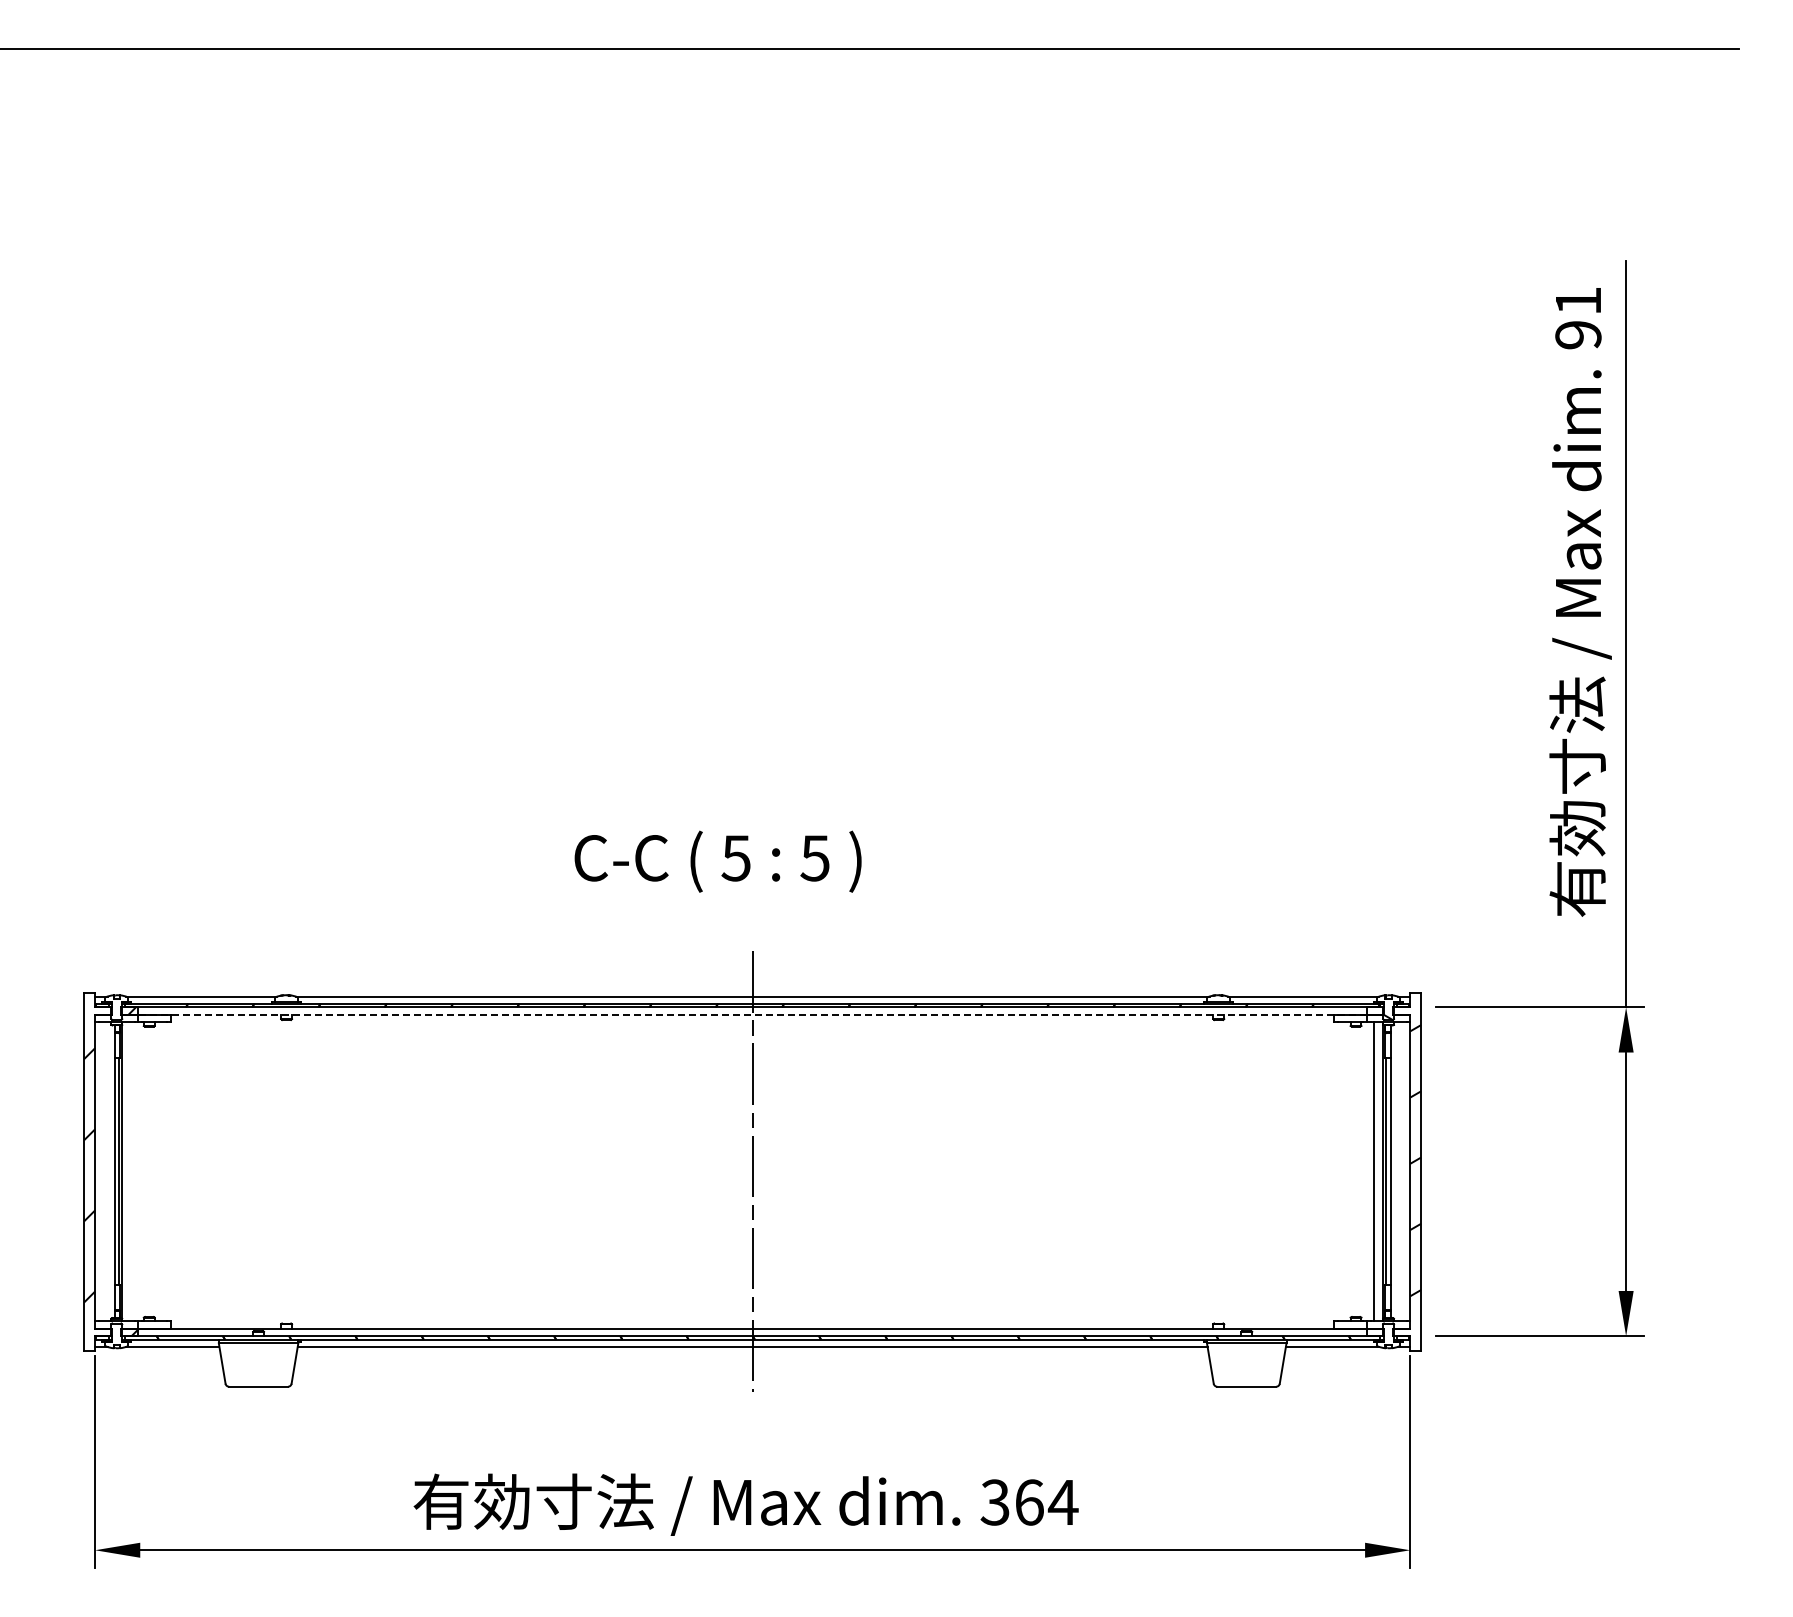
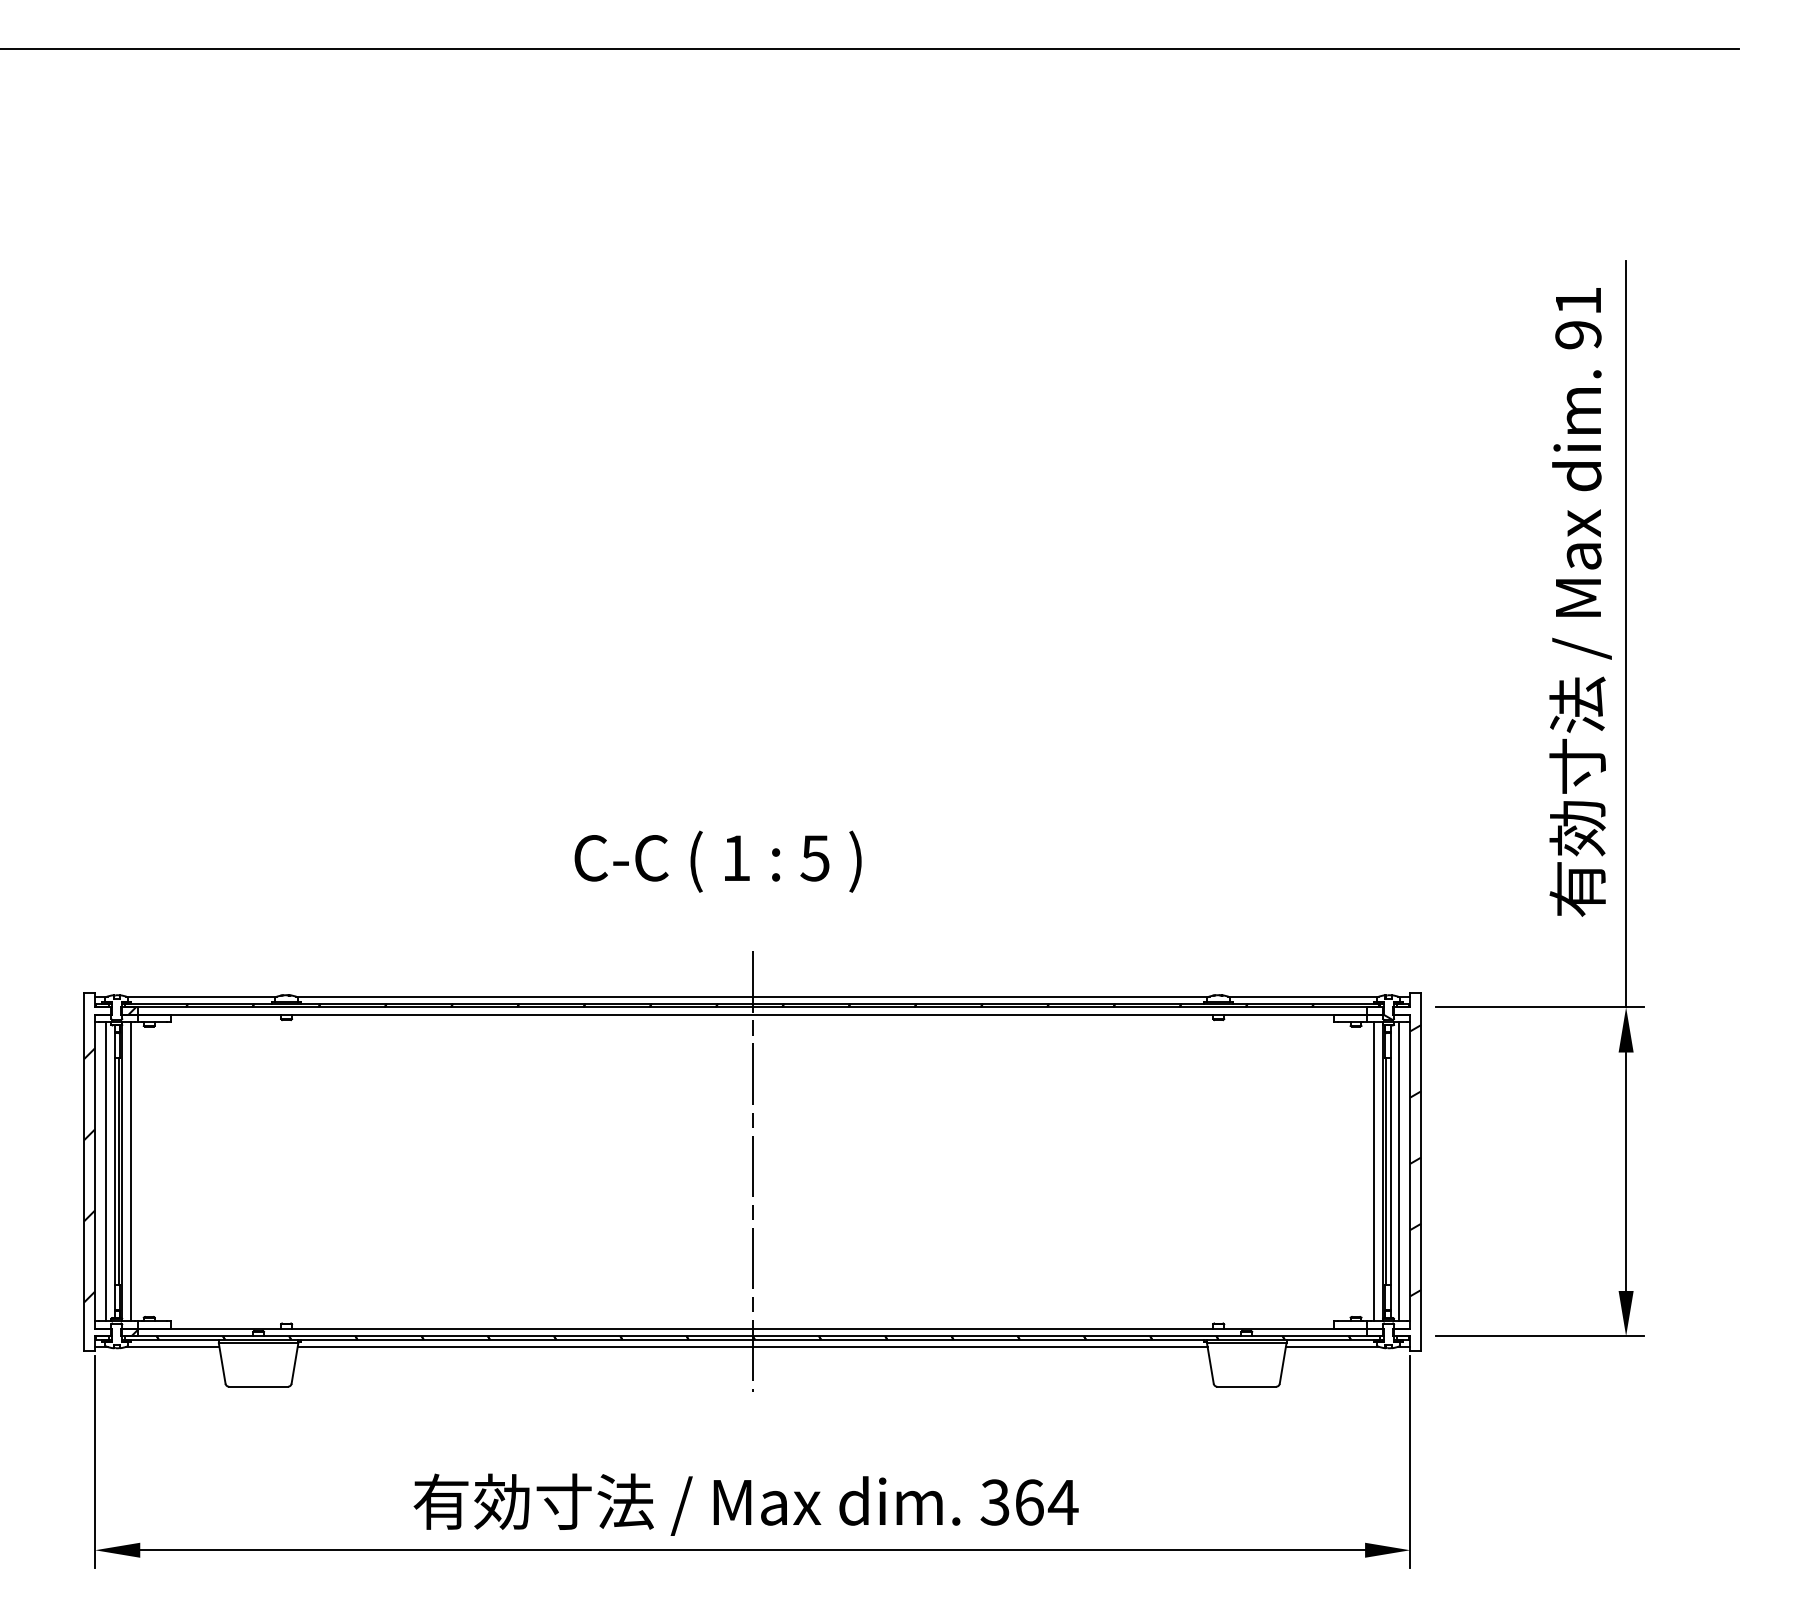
text: 5 -> 1 (735, 858)
line: dashed -> solid (752, 1014)
line: none -> present (105, 1171)
line: none -> present (131, 1171)
line: none -> present (1399, 1171)
